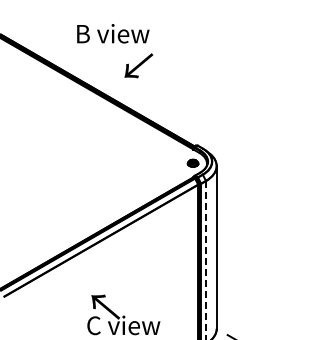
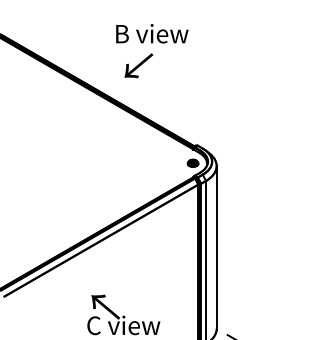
text position: (113, 33) -> (152, 33) (152, 33)
line: dashed -> solid (206, 260)
